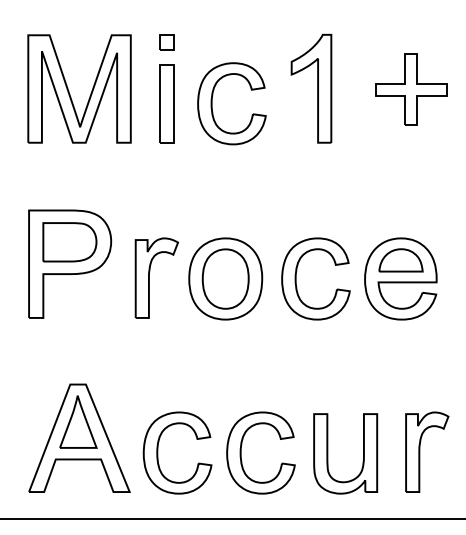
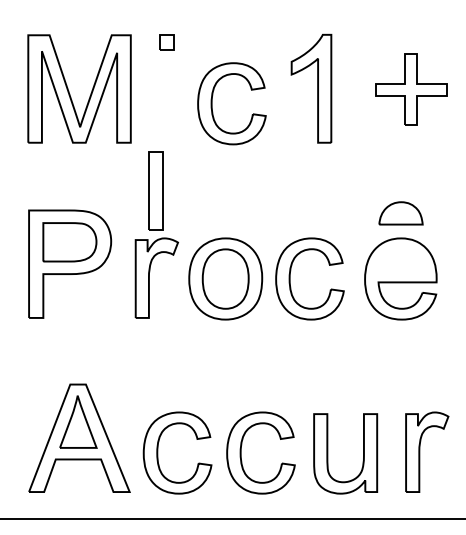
part position: (166, 103) -> (155, 190) (155, 190)
part position: (400, 260) -> (400, 213) (400, 213)
part position: (296, 278) -> (290, 278) (290, 278)
